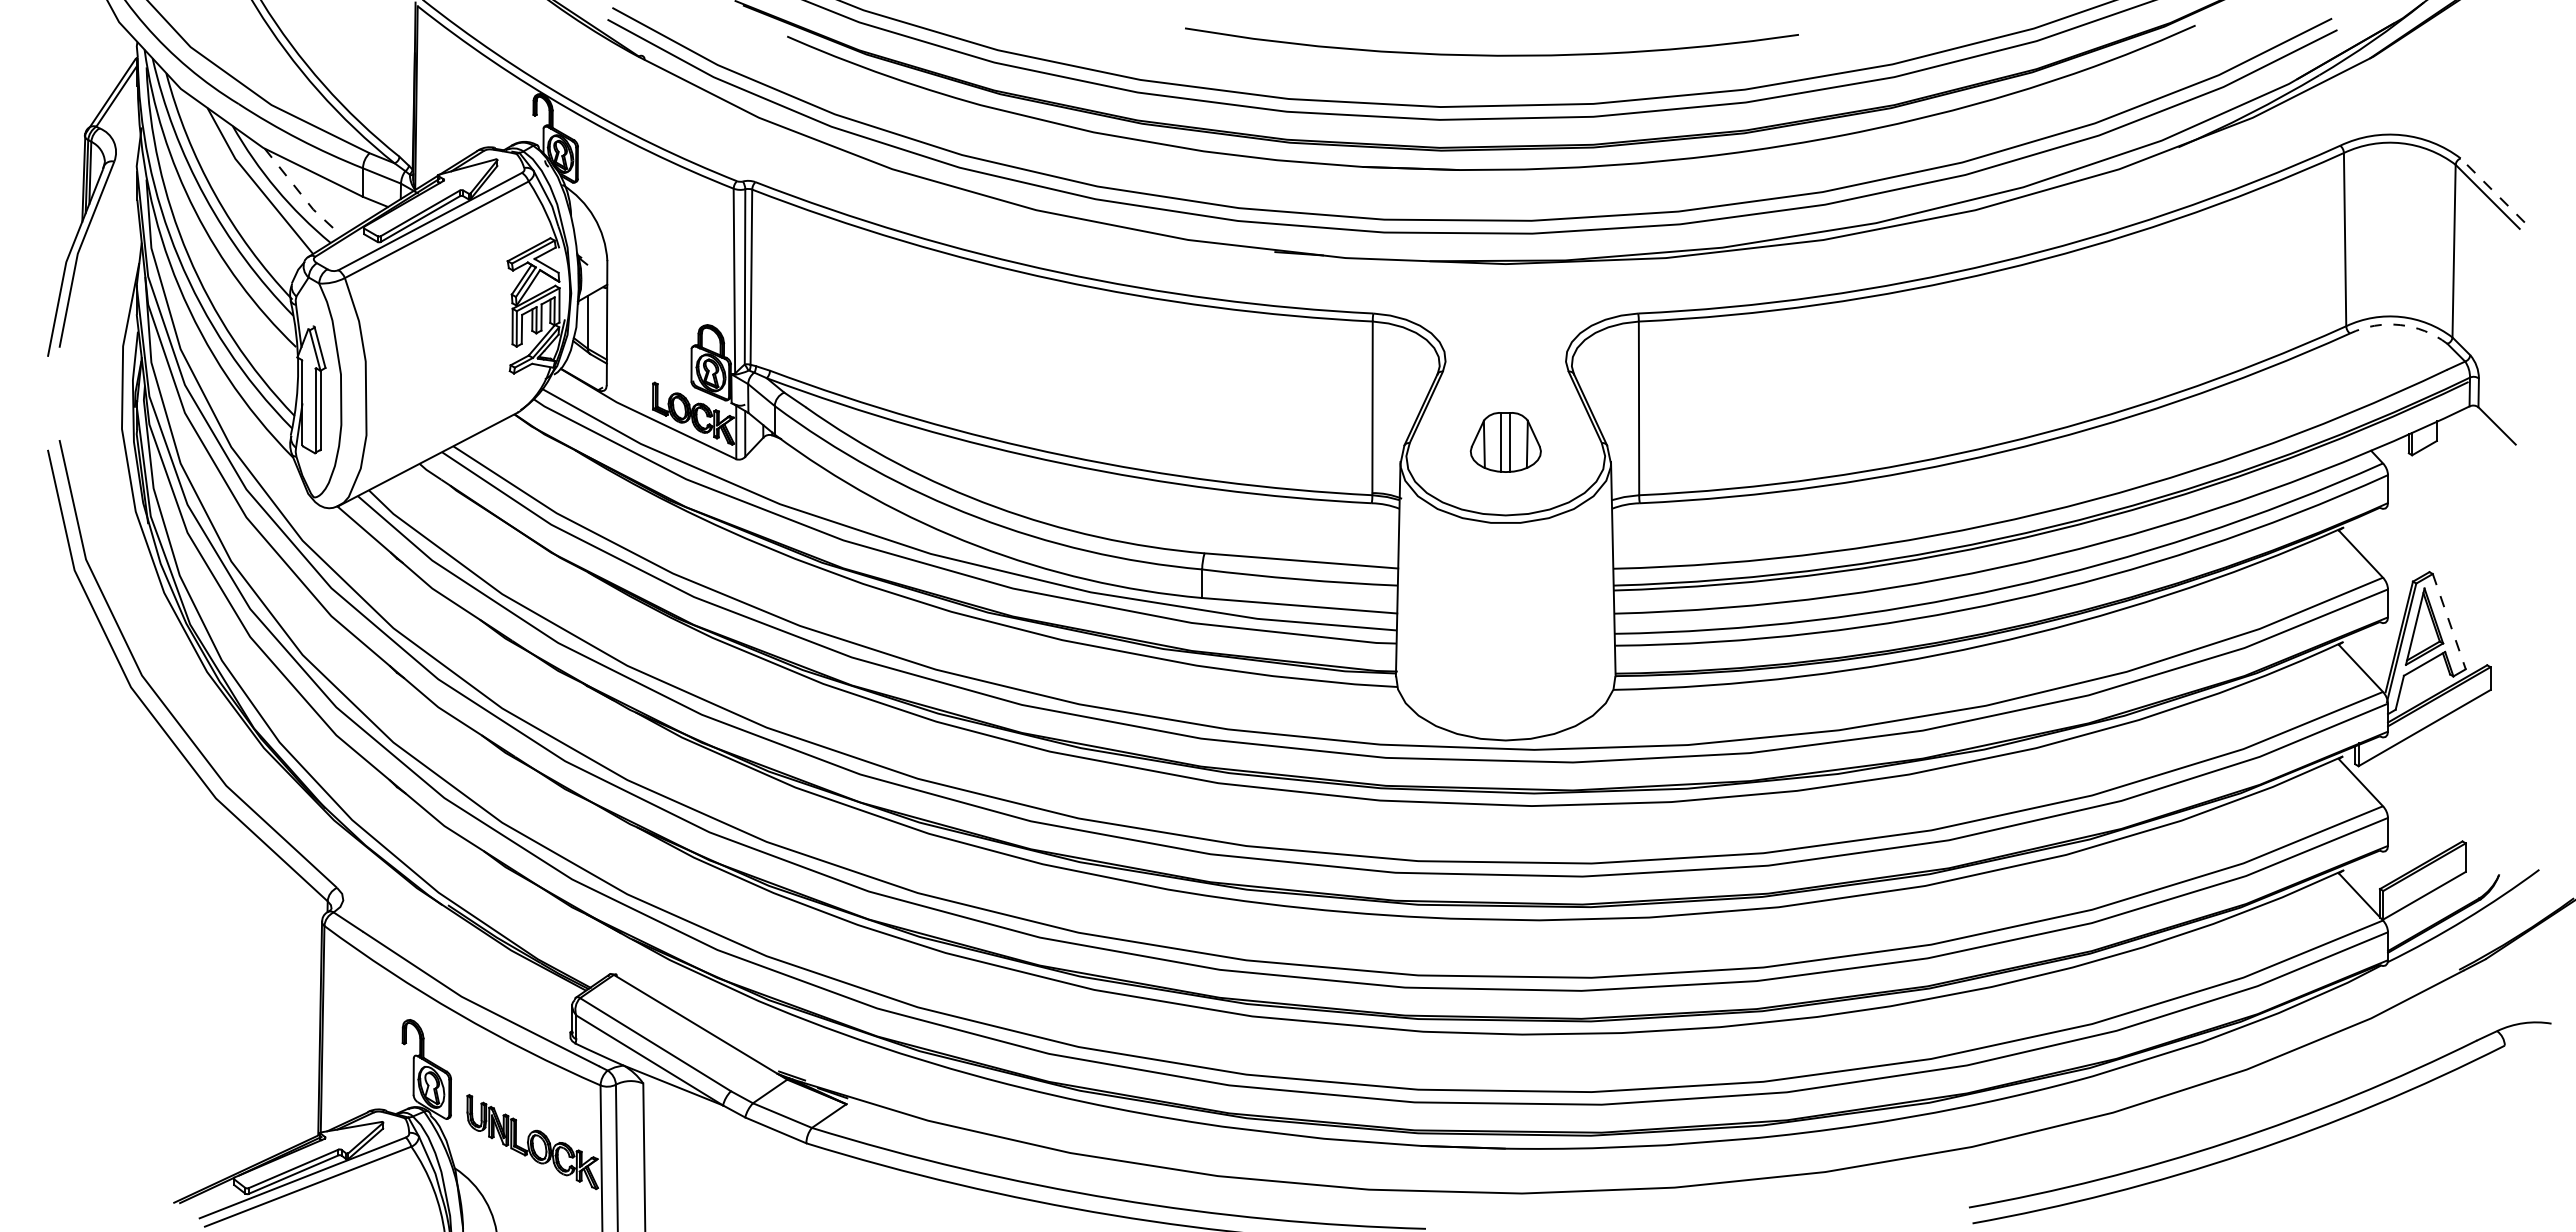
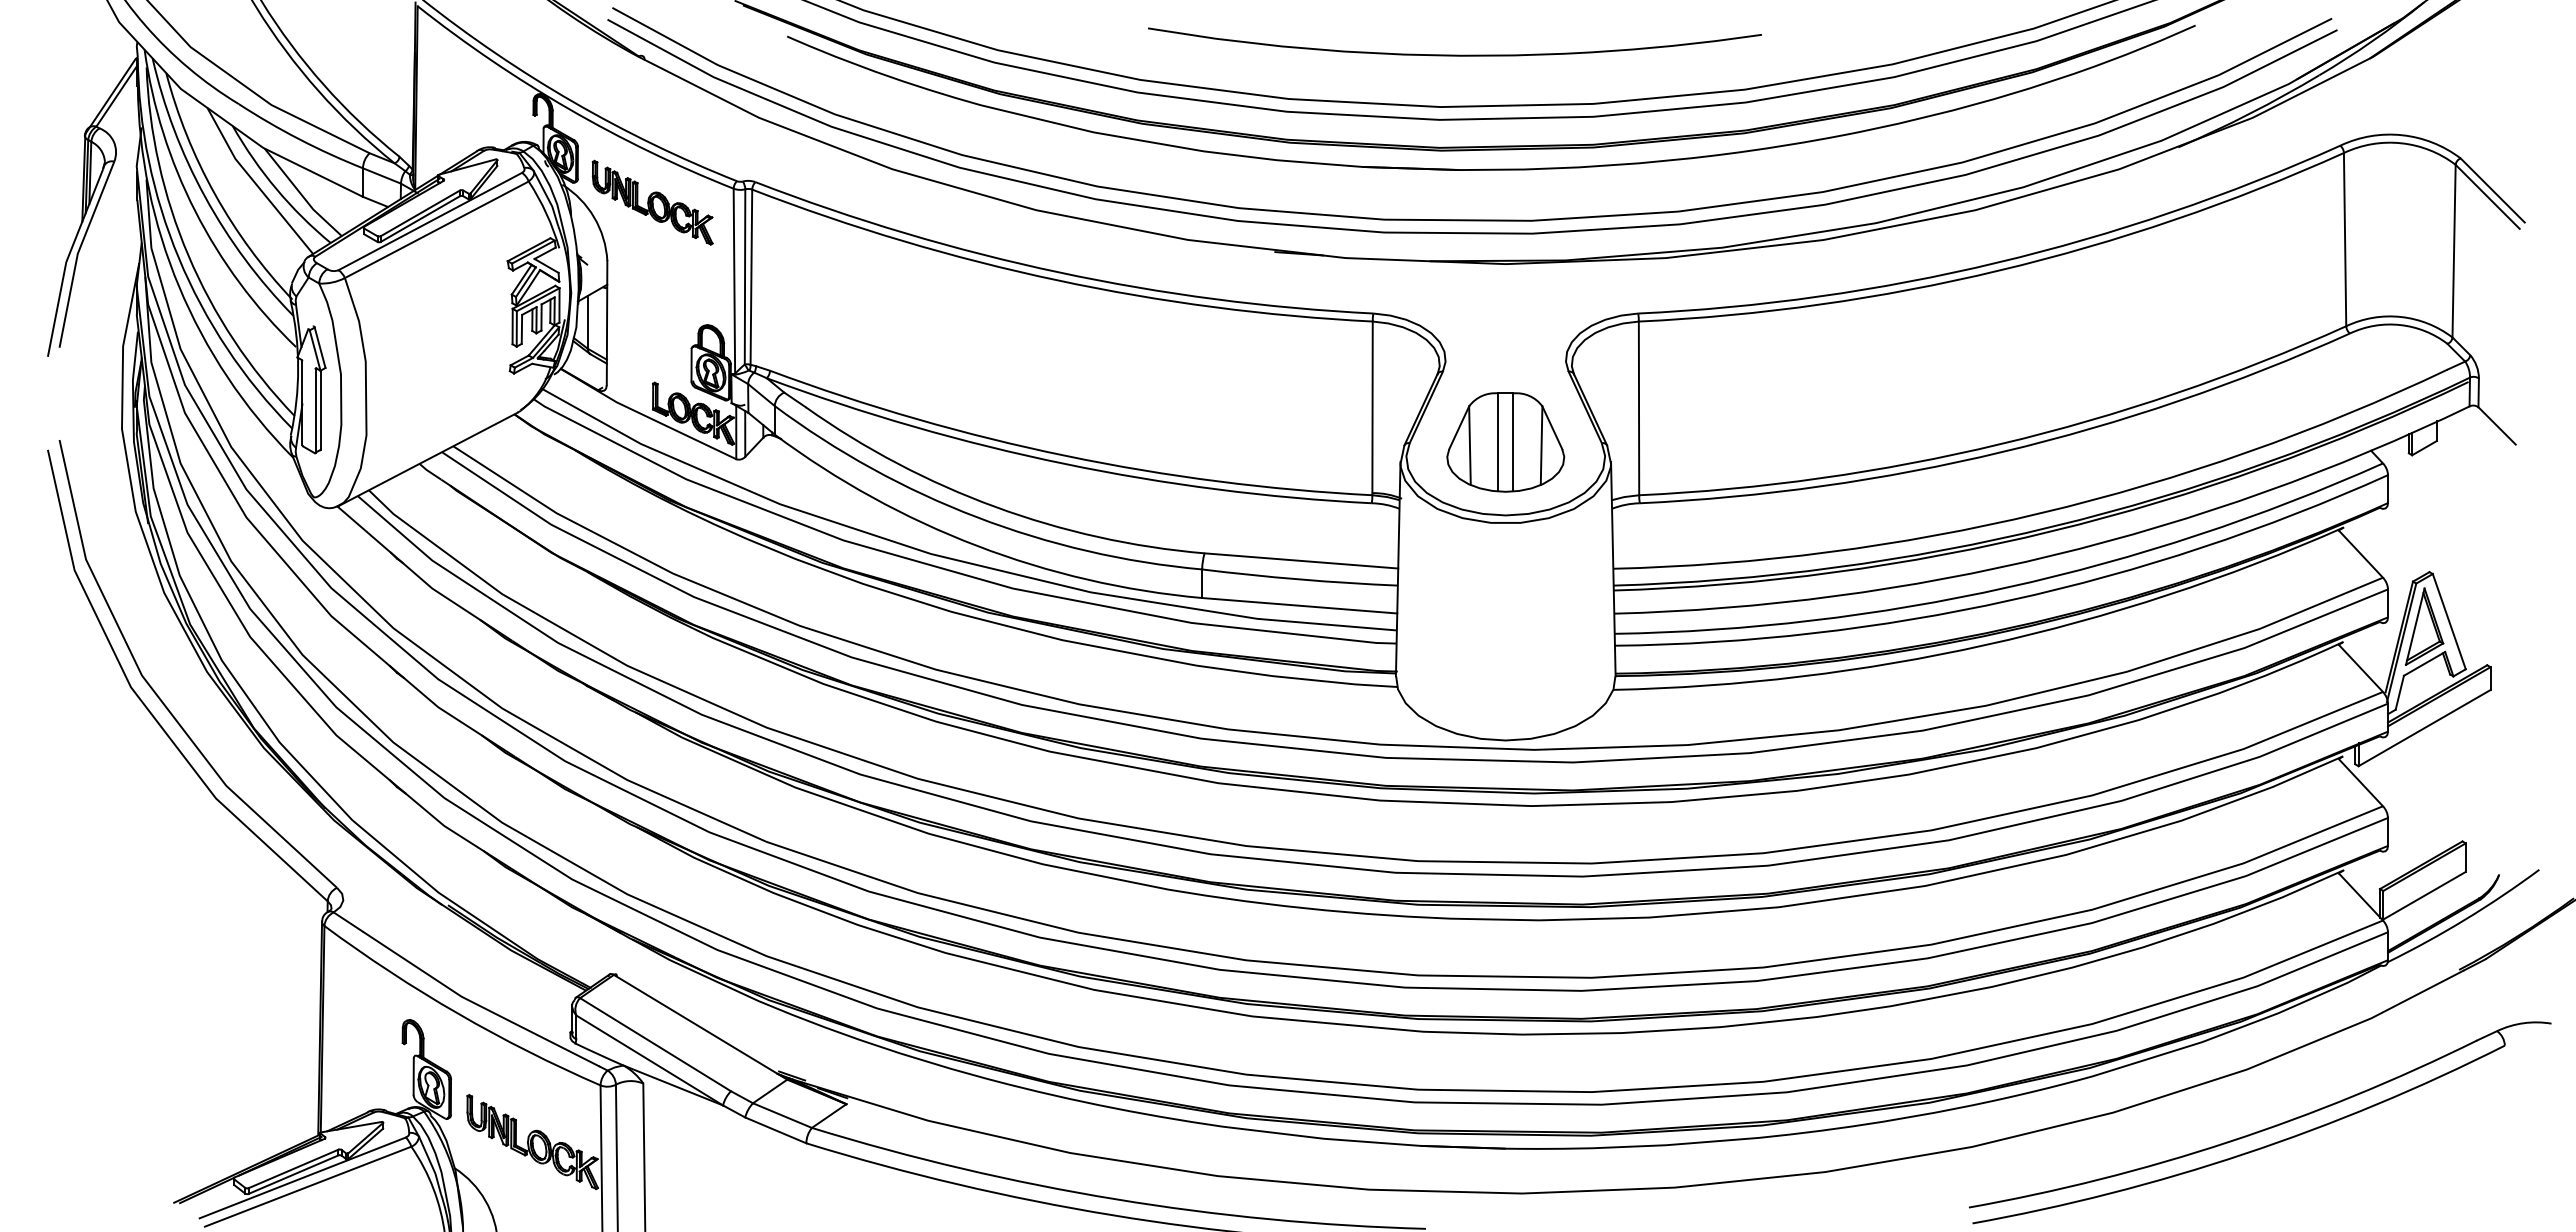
curve position: (1491, 54) -> (1454, 54) (1454, 54)
line: dashed -> solid (2492, 190)
line: dashed -> solid (301, 194)
part: none -> present (652, 202)
arc: dashed -> solid (2400, 325)
part size: 73x61 px -> 120x101 px (1505, 442)
line: dashed -> solid (2449, 622)
